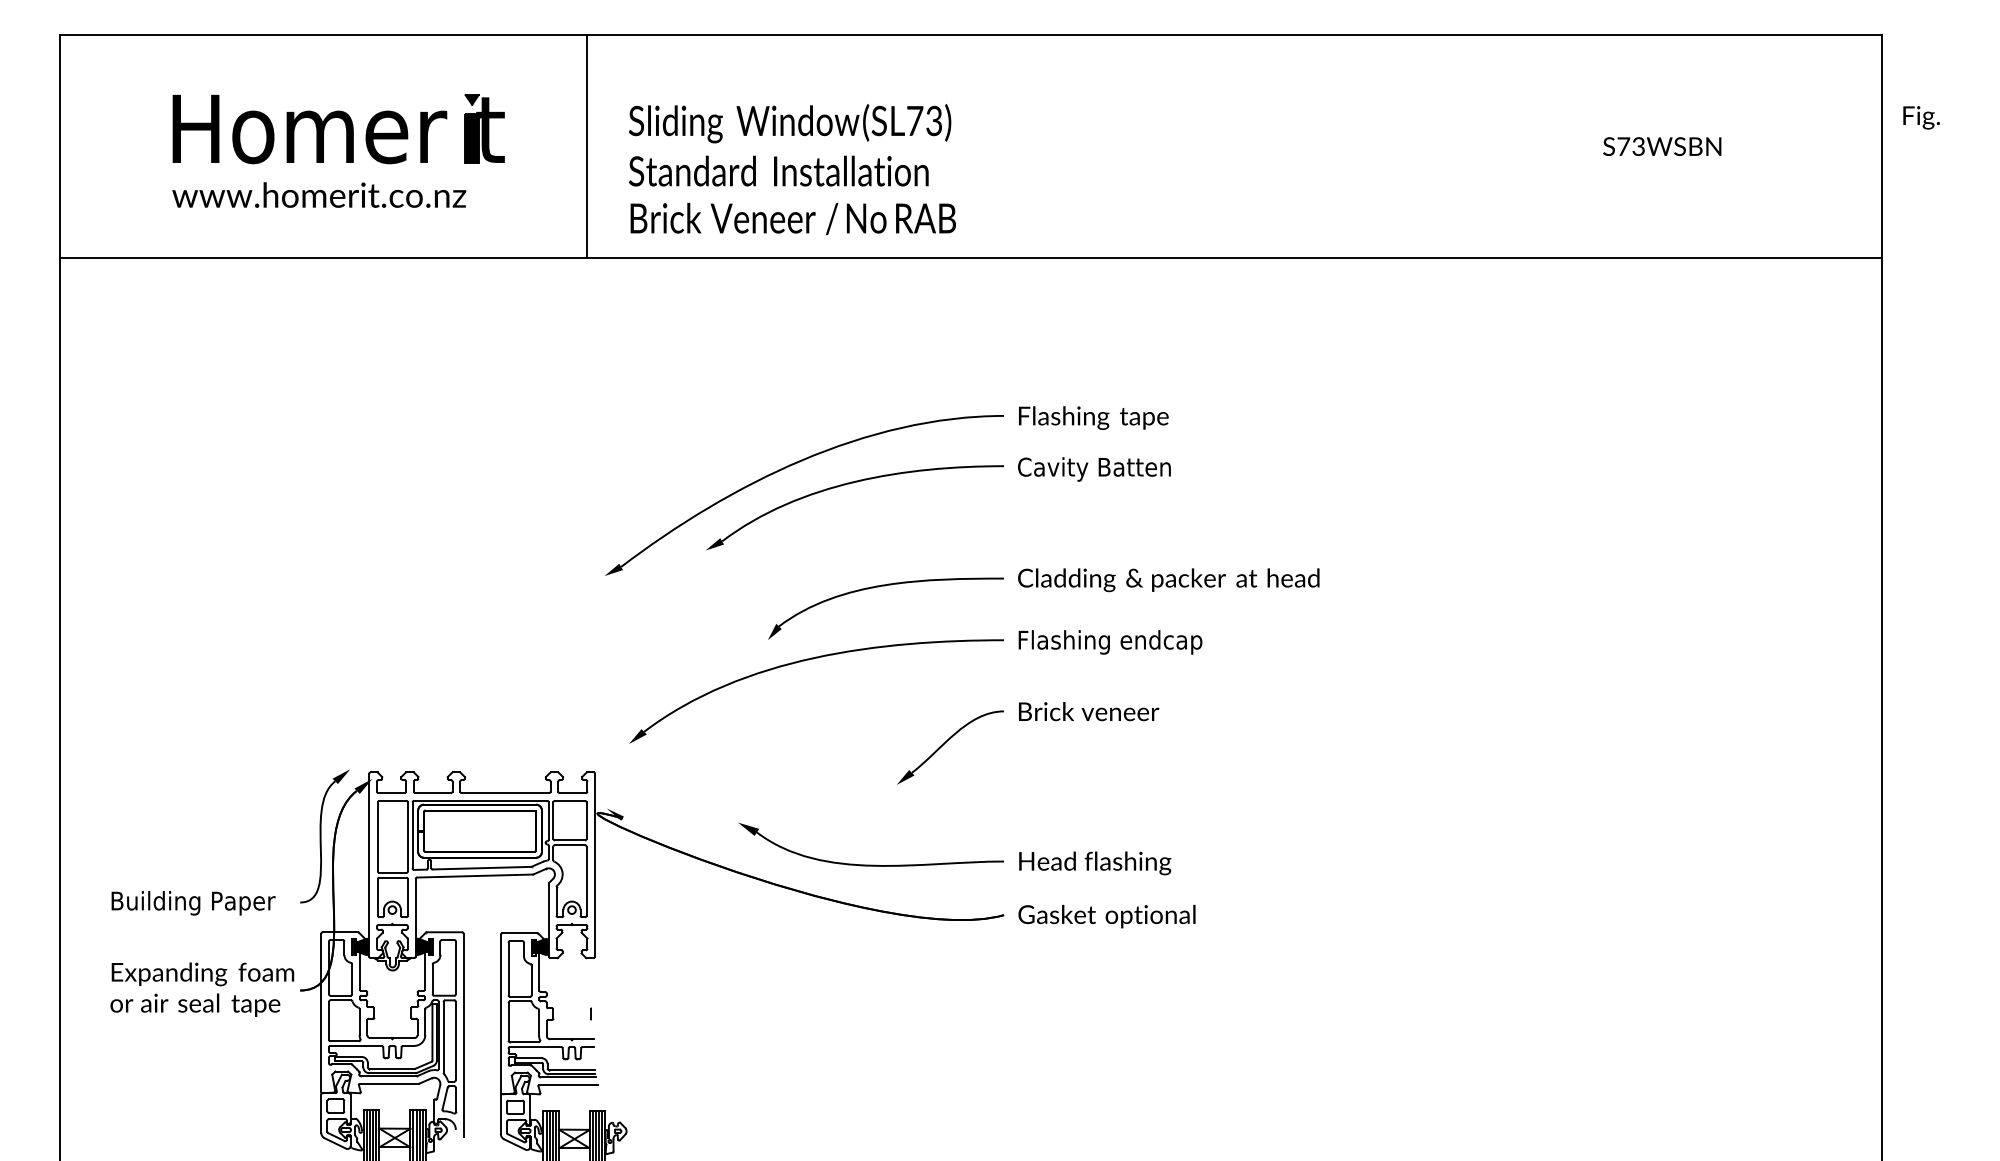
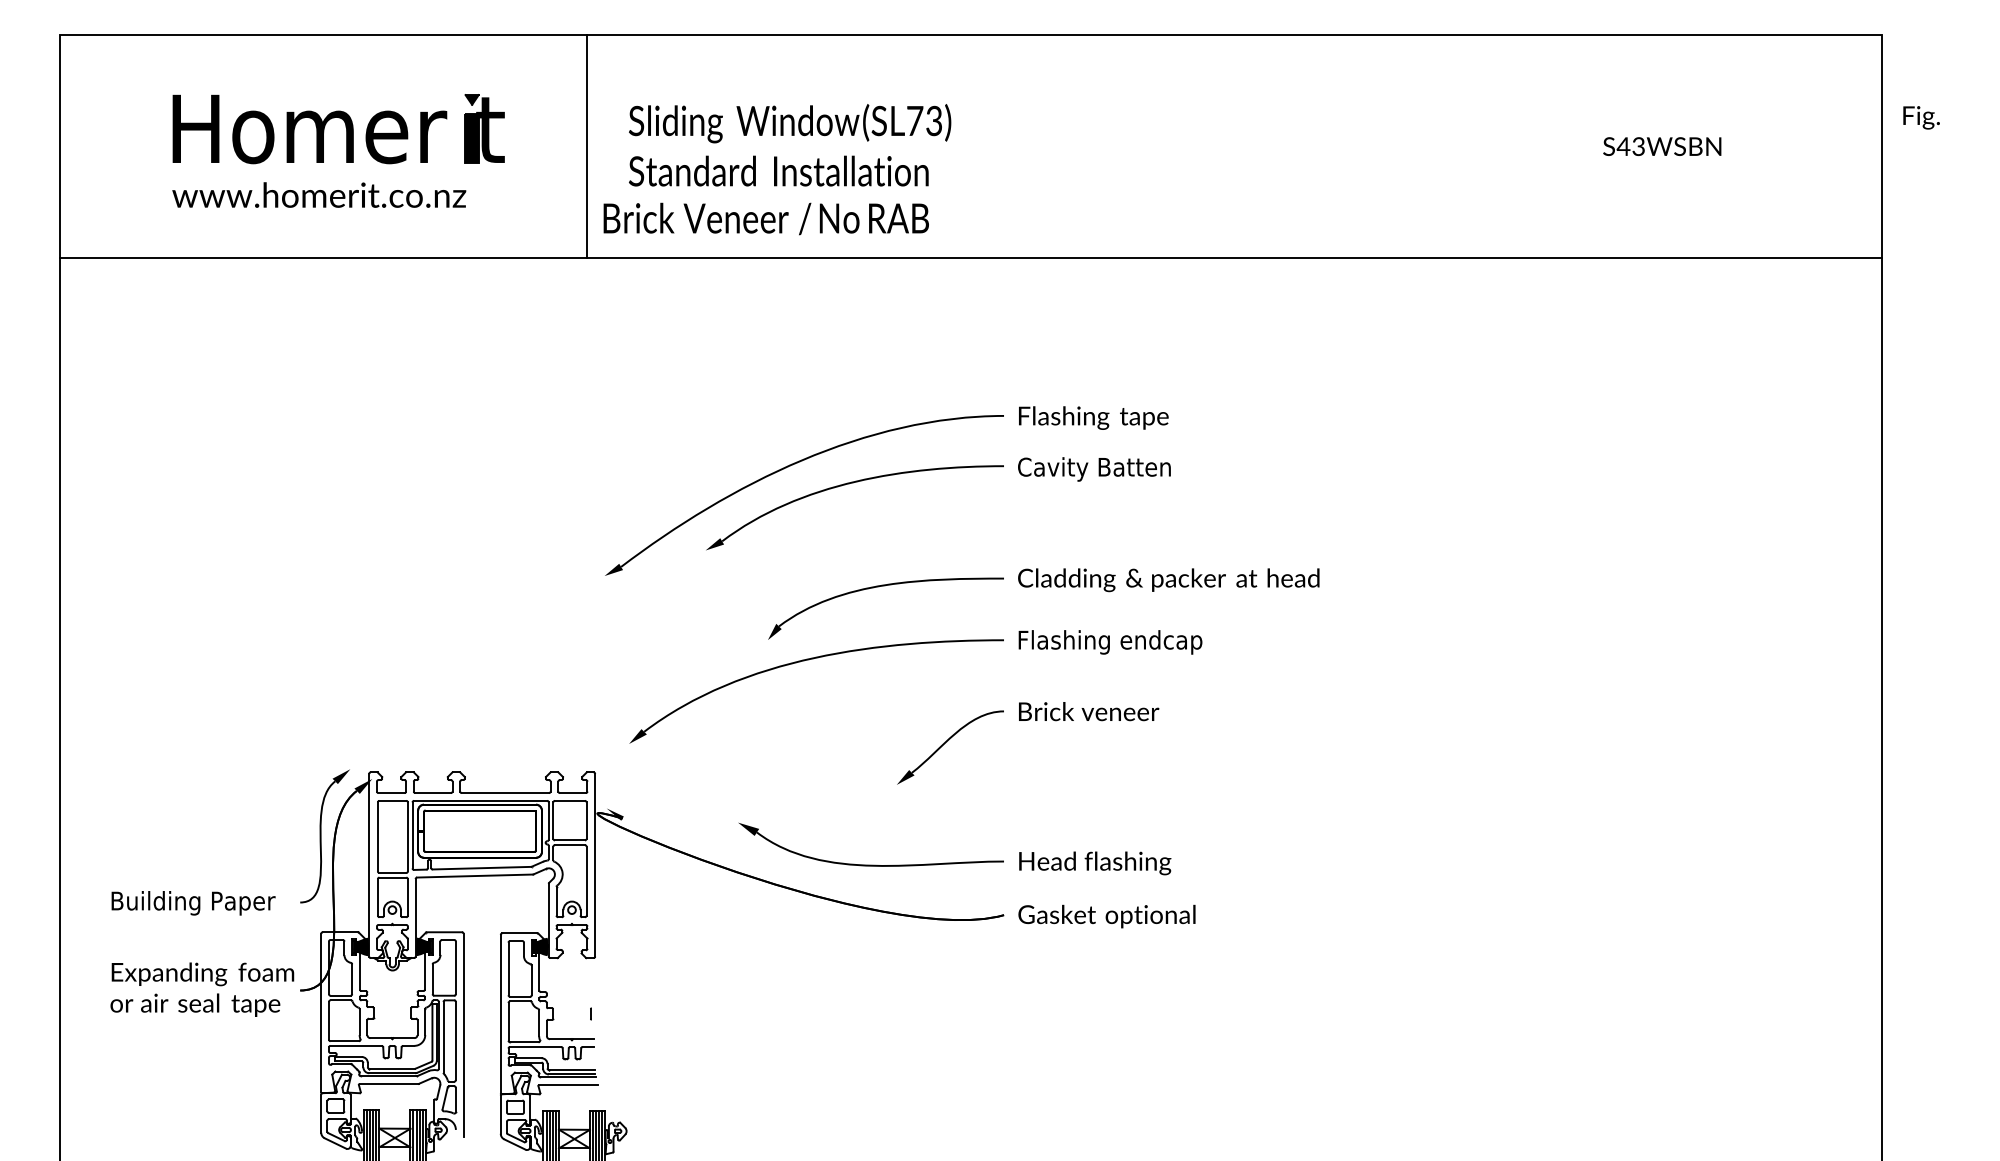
text: S73WSBN -> S43WSBN (1623, 146)
text position: (792, 218) -> (765, 218) (765, 218)
